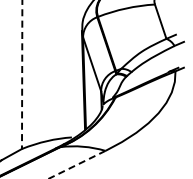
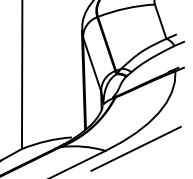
line: dashed -> solid (22, 75)
line: none -> present (135, 148)
line: dashed -> solid (76, 164)
